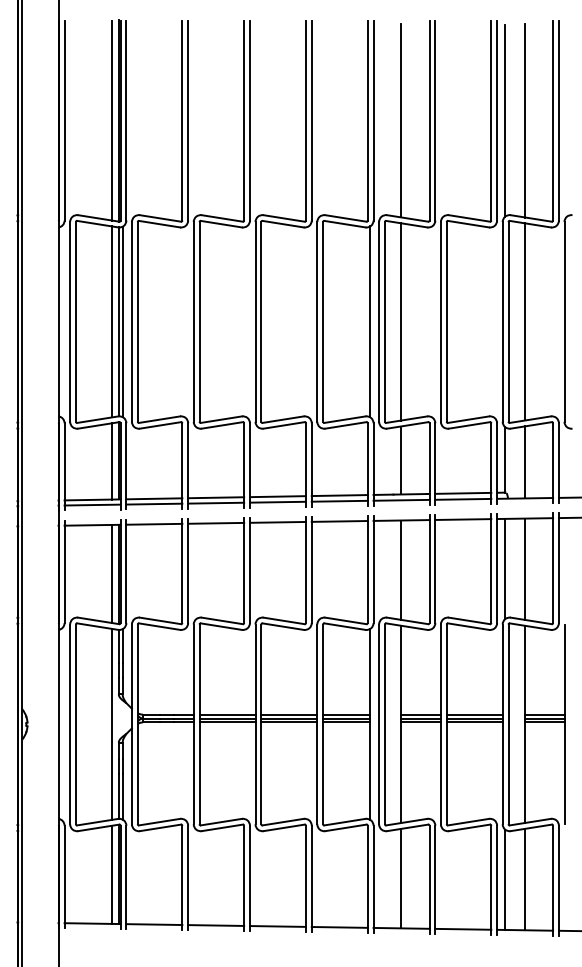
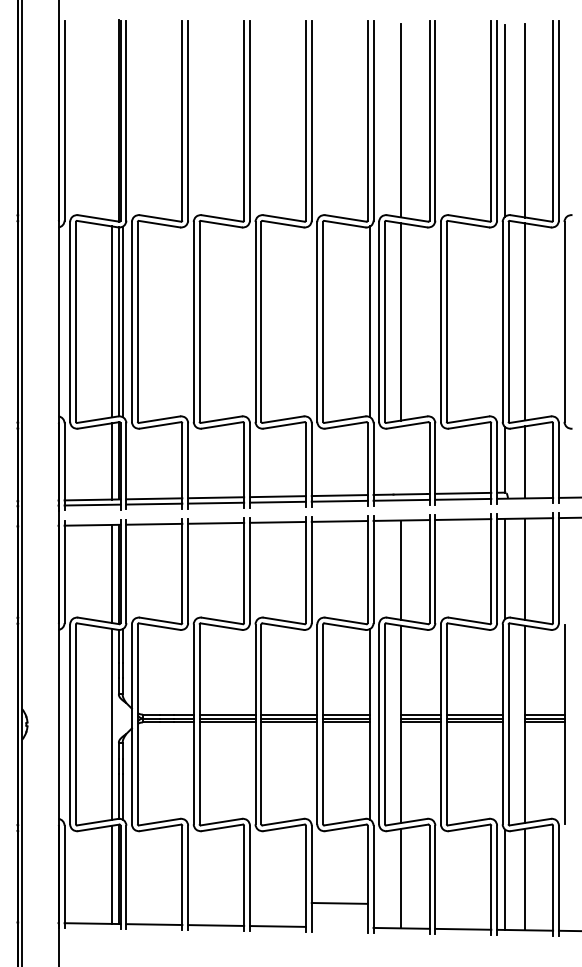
line: present -> none (111, 120)
line: present -> none (400, 460)
line position: (339, 927) -> (339, 903) (339, 903)
